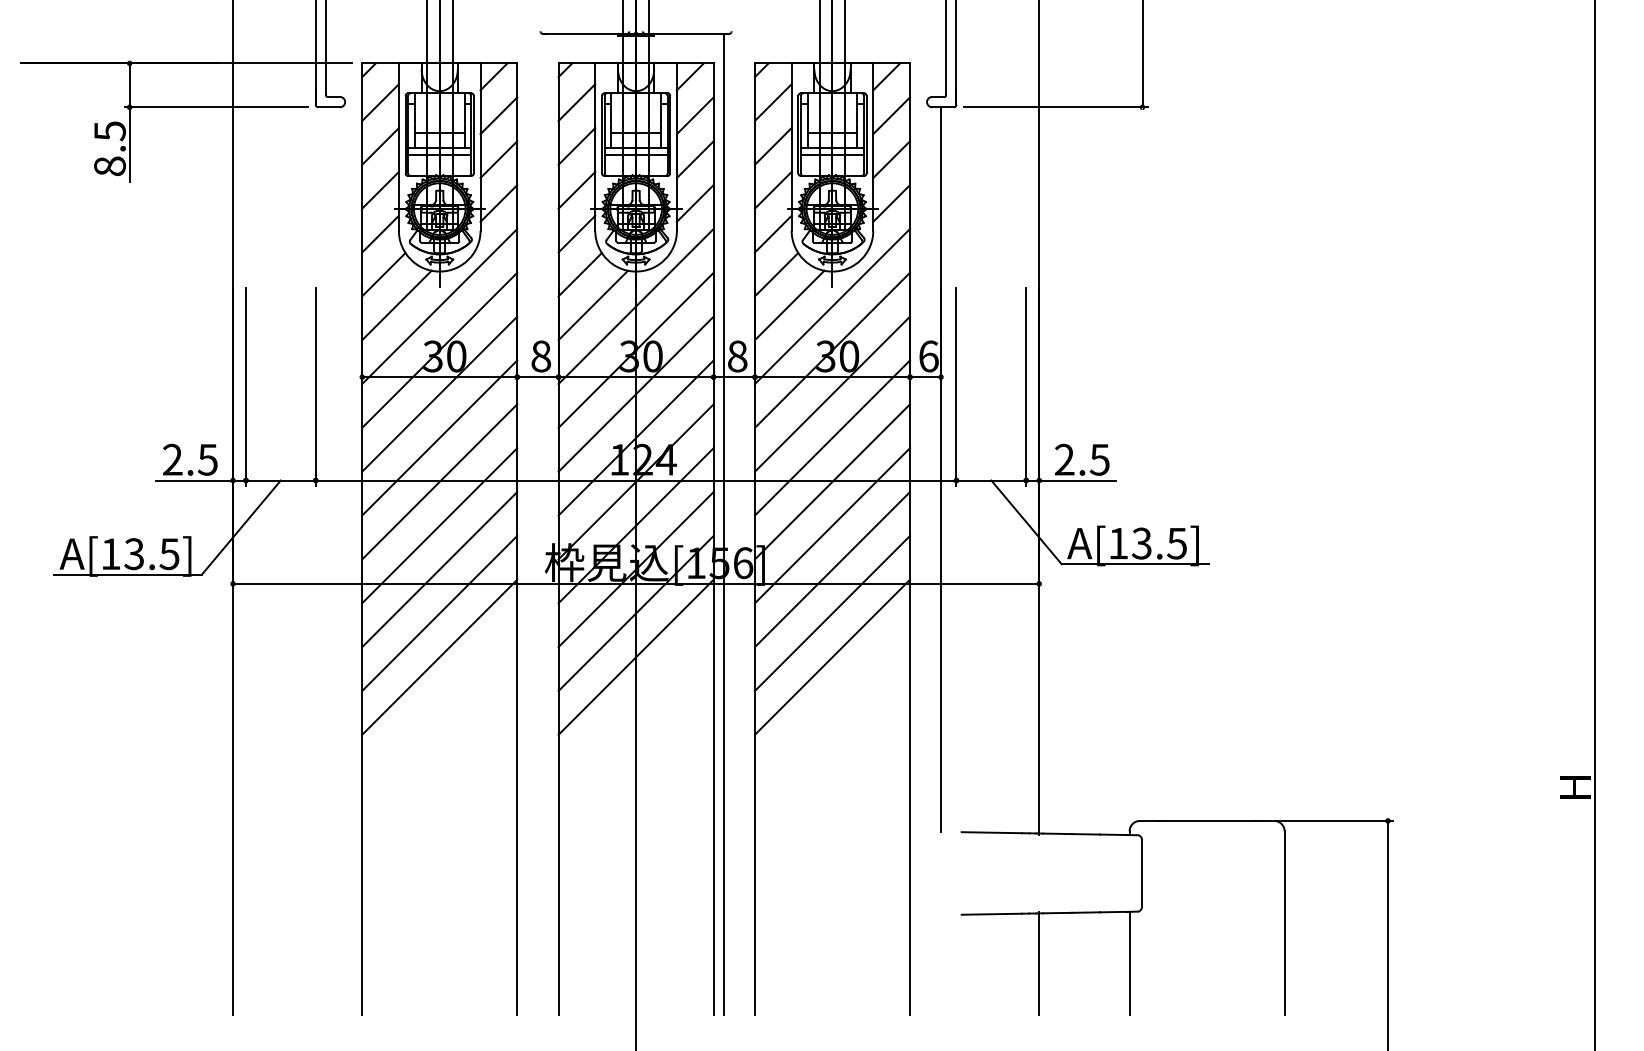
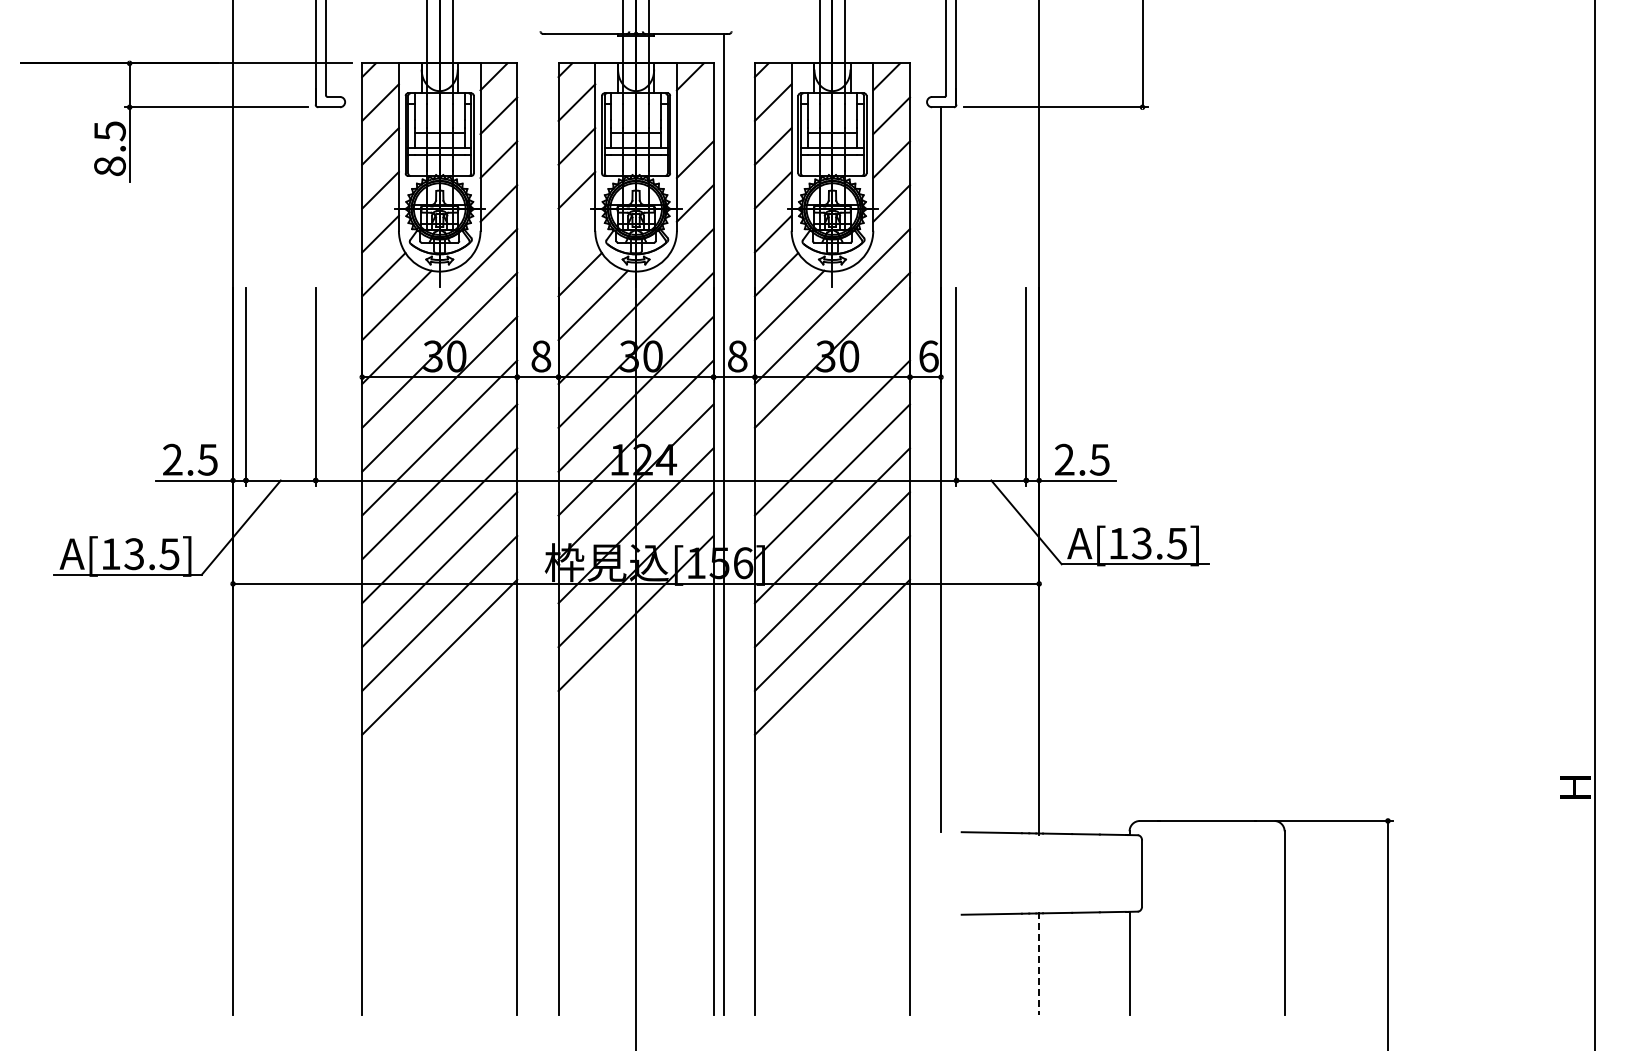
line: present -> none (694, 115)
line: present -> none (576, 233)
line: present -> none (831, 393)
line: present -> none (635, 656)
line: solid -> dashed (1039, 963)
